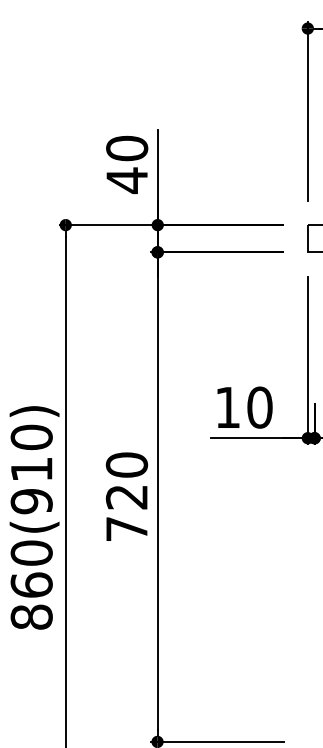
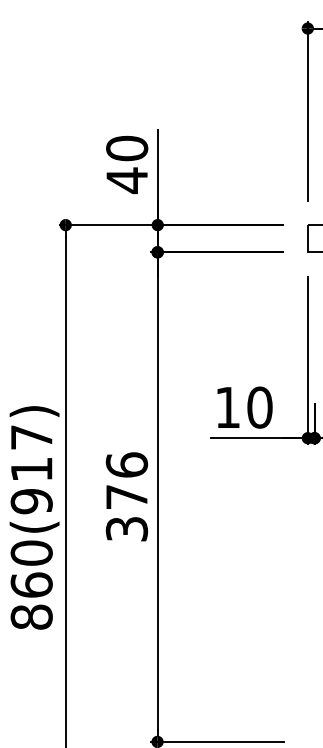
text: 860(910) -> 860(917) (31, 437)
text: 720 -> 376 (126, 496)
